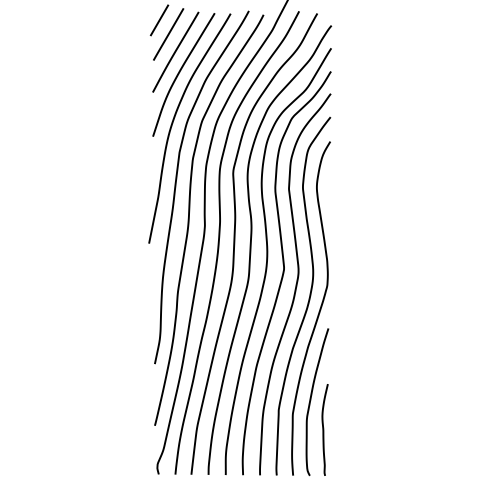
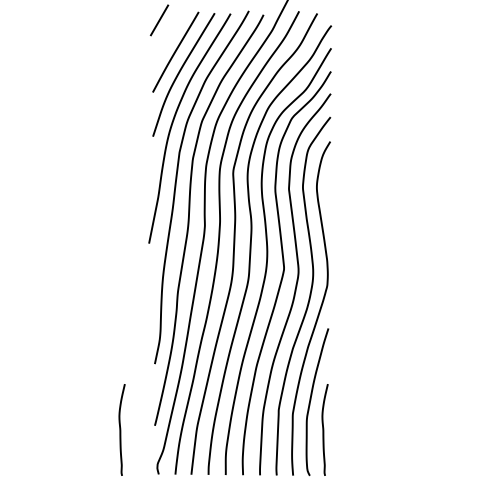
line: present -> none (168, 34)
curve: none -> present (121, 429)
